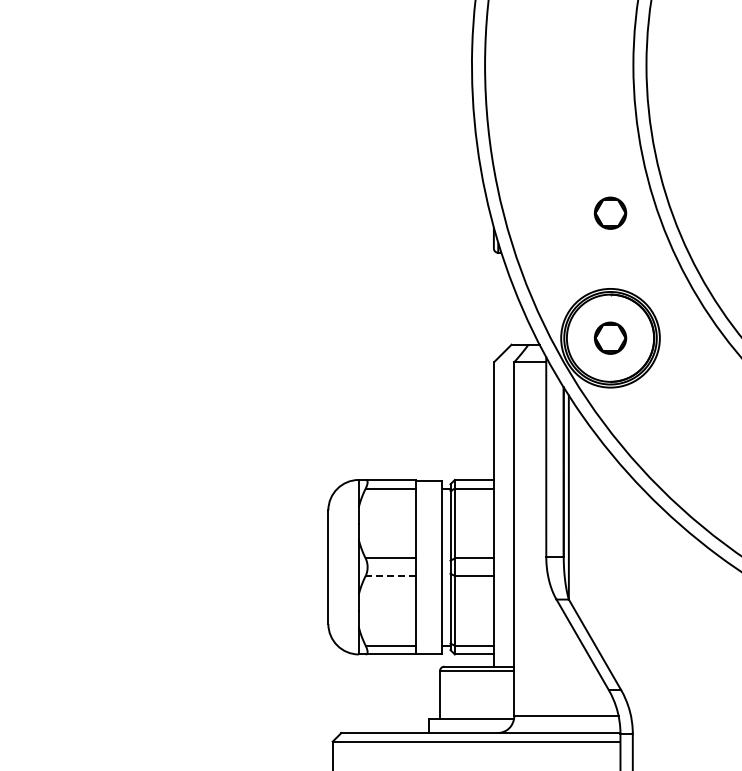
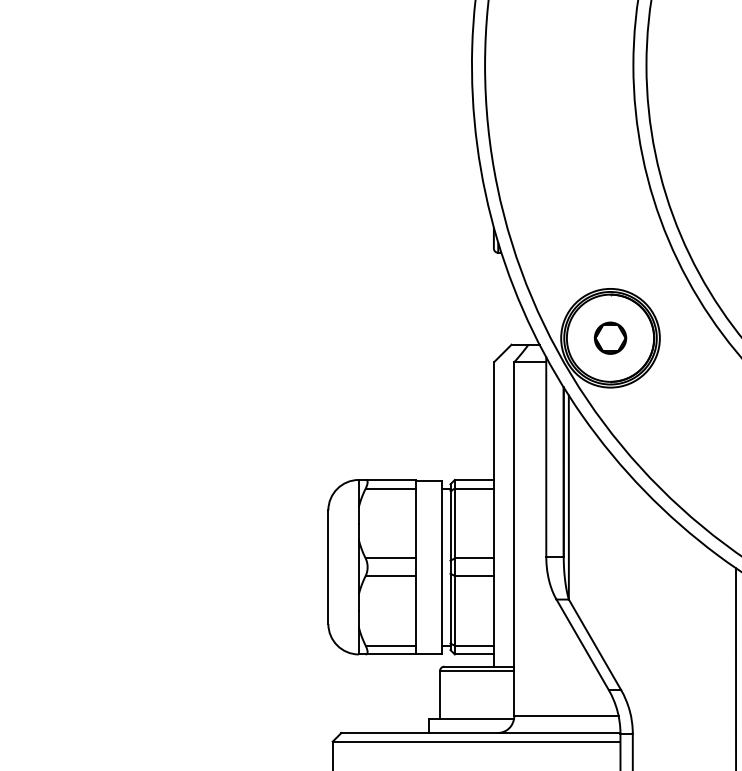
part: present -> none (610, 212)
line: dashed -> solid (390, 575)
line: none -> present (735, 667)
